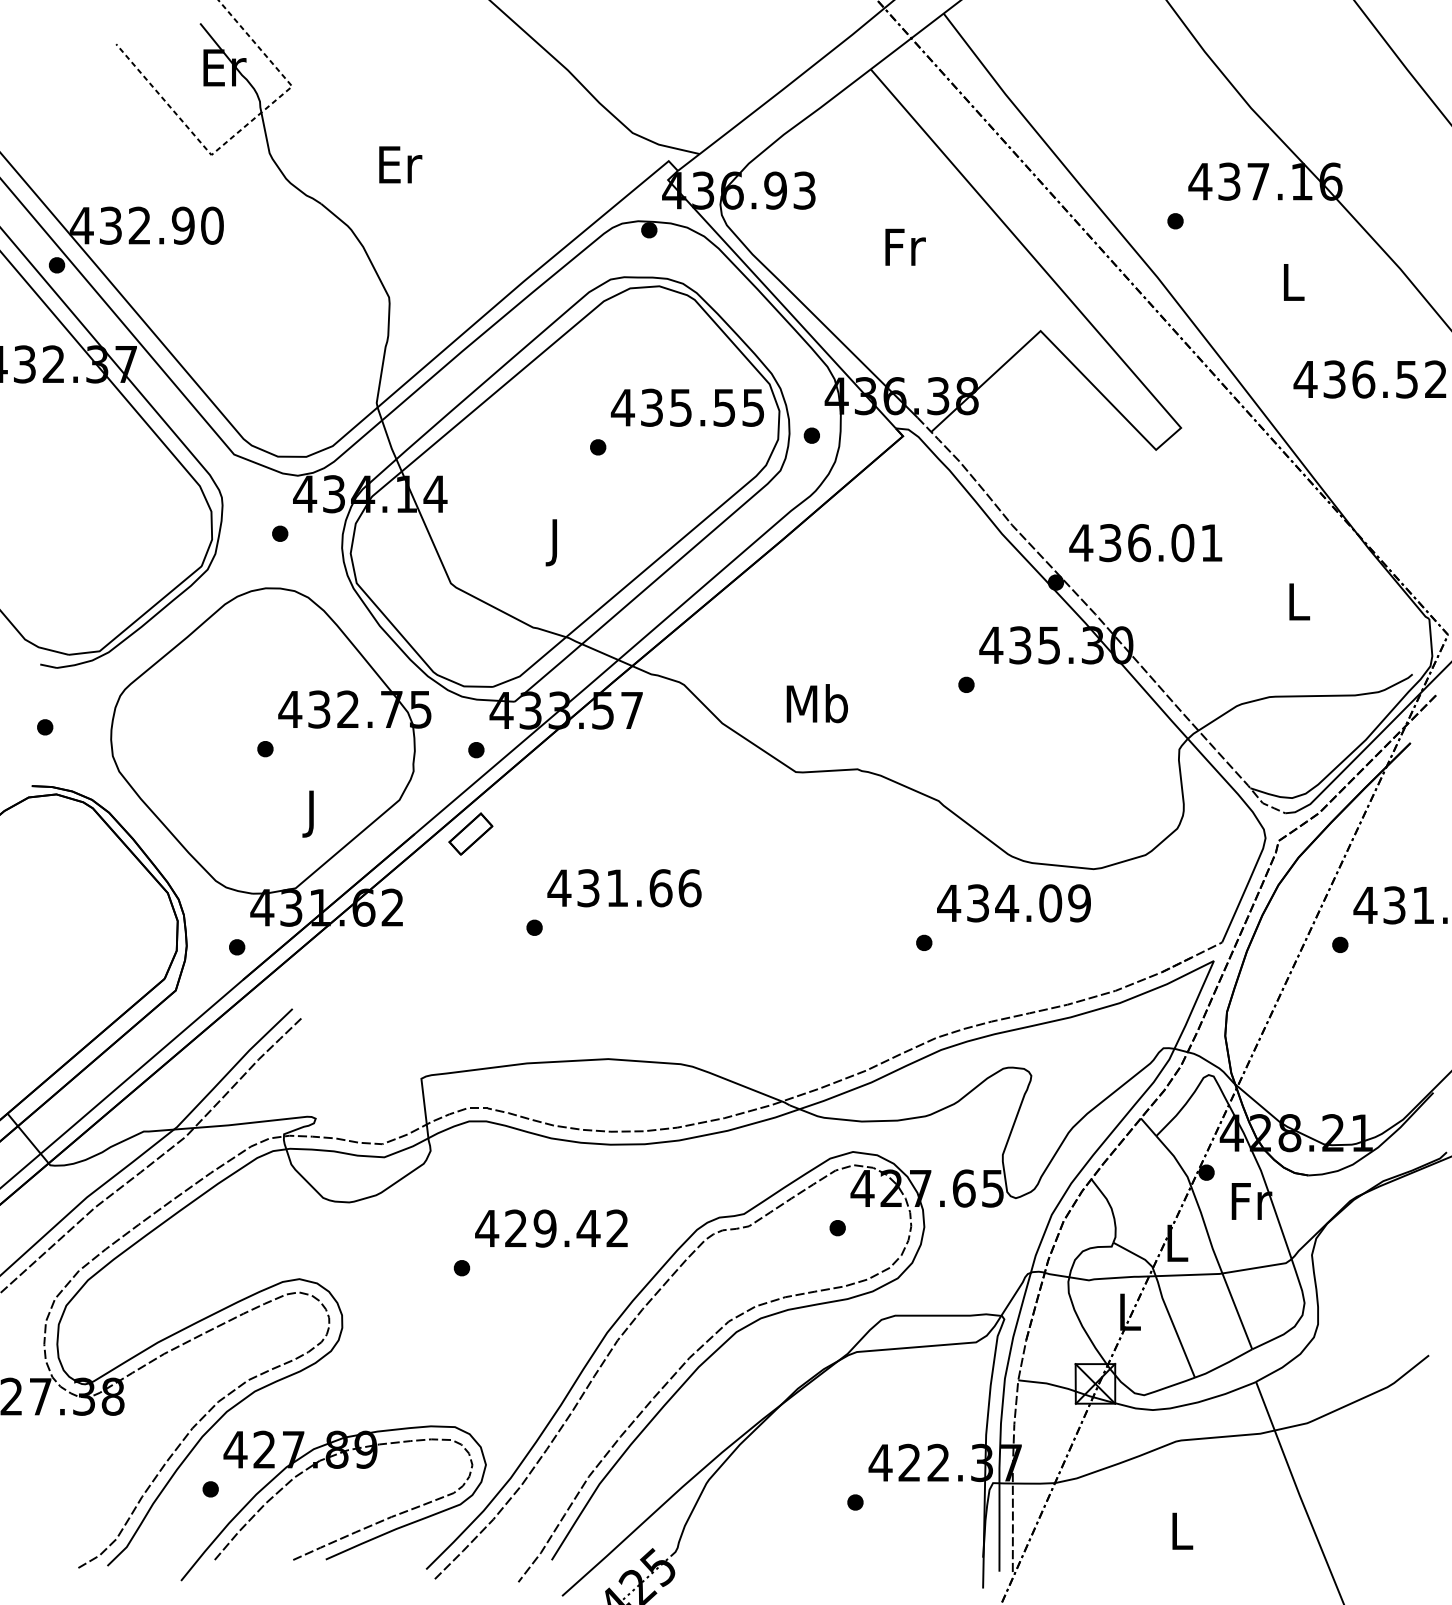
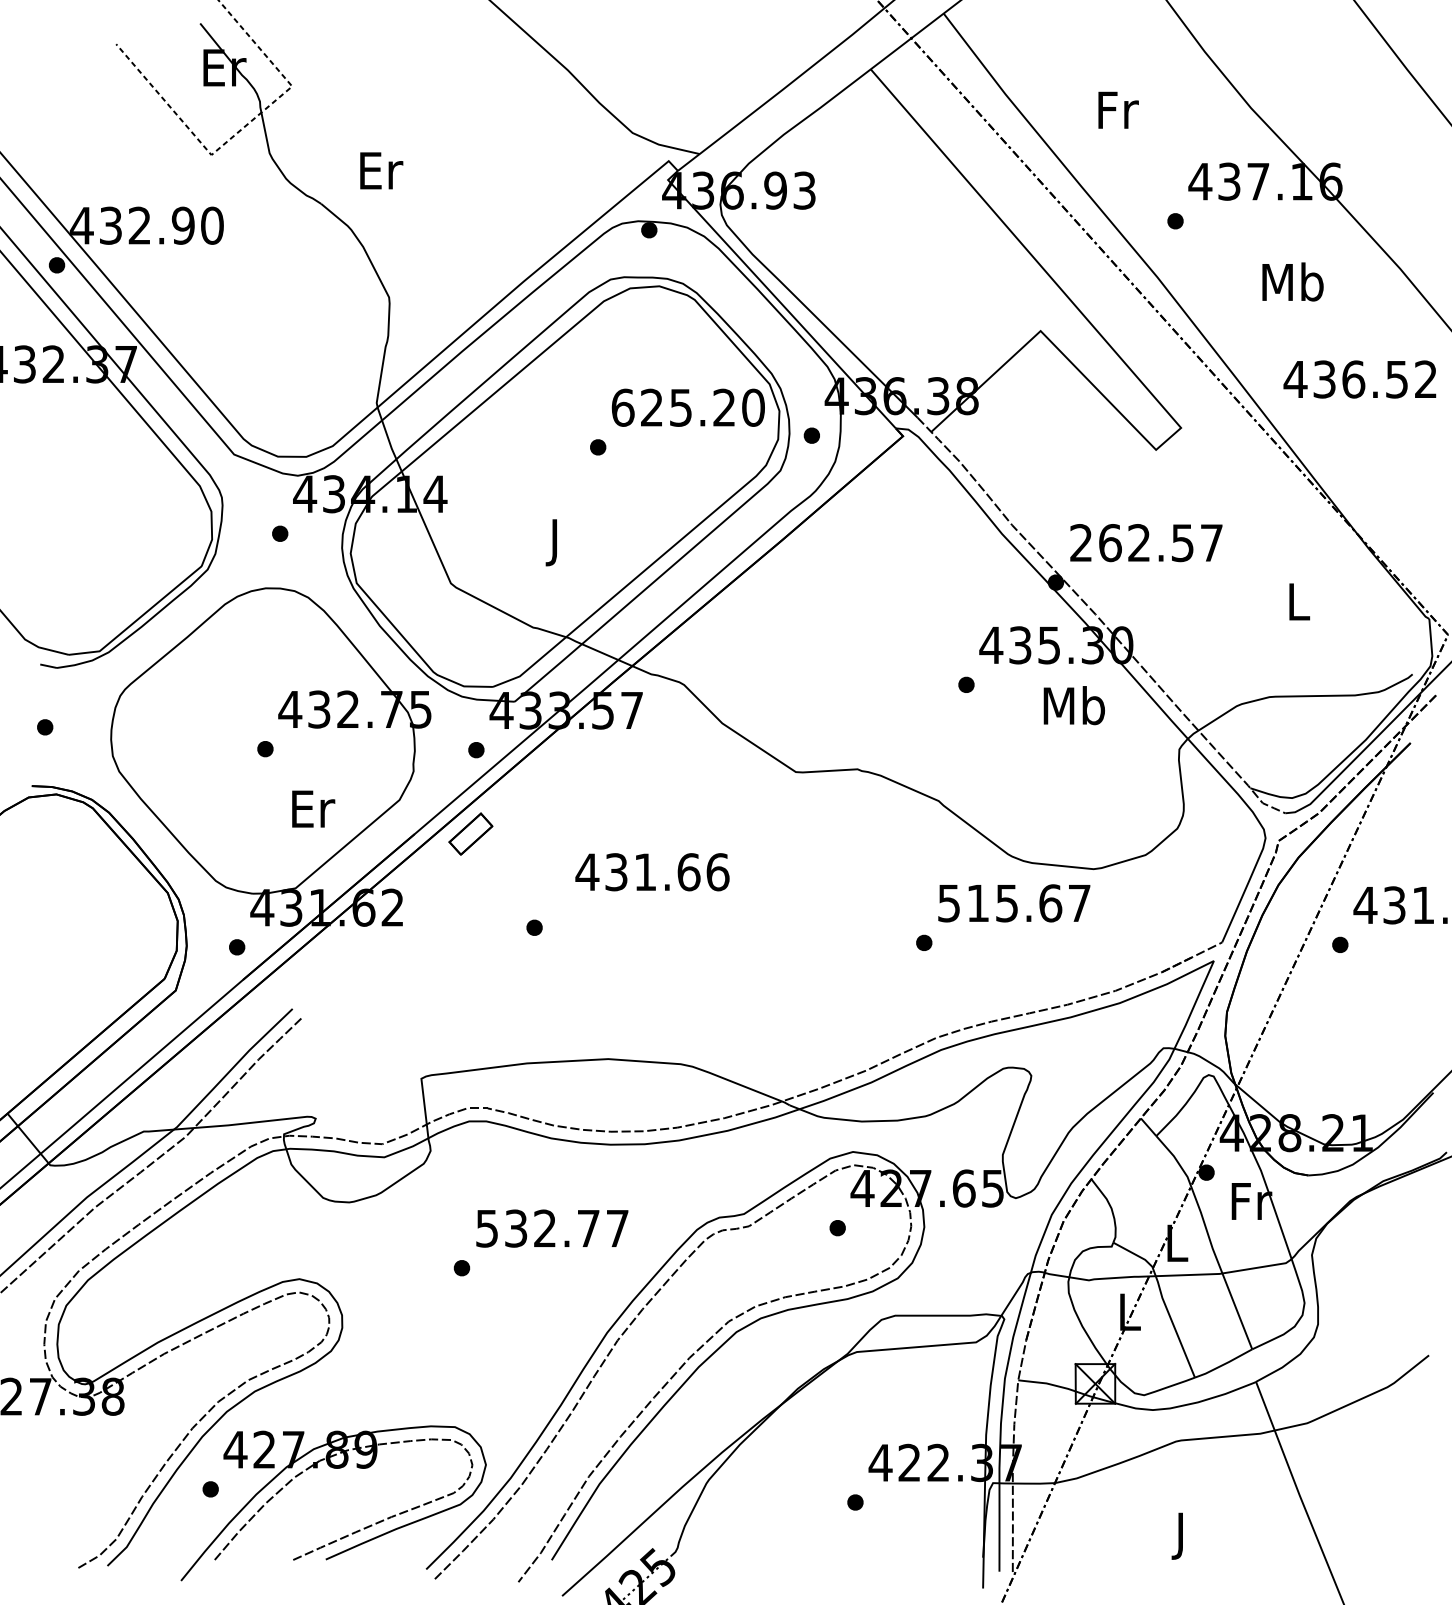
text position: (400, 164) -> (381, 170) (381, 170)
text position: (905, 246) -> (1118, 109) (1118, 109)
text: L -> Mb (1292, 281)
text position: (1369, 379) -> (1359, 379) (1359, 379)
text: 435.55 -> 625.20 (687, 407)
text: 436.01 -> 262.57 (1145, 543)
text position: (816, 703) -> (1073, 705) (1073, 705)
text: J -> Er (313, 813)
text position: (624, 888) -> (652, 872) (652, 872)
text: 434.09 -> 515.67 (1013, 903)
text: 429.42 -> 532.77 (551, 1228)
text: L -> J (1182, 1535)
